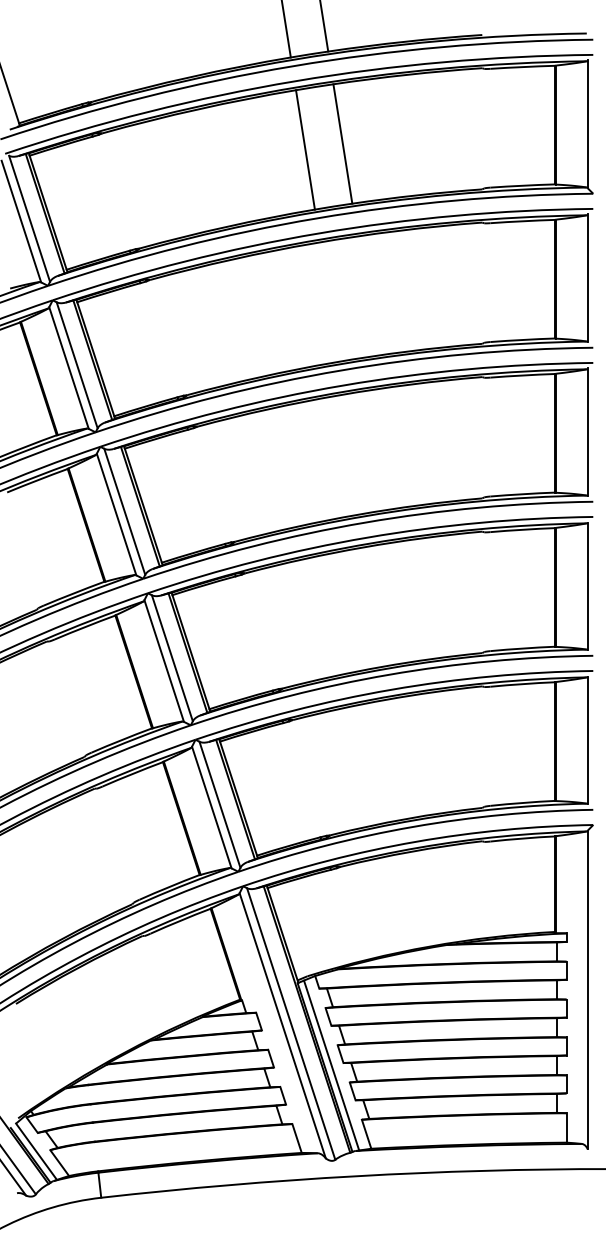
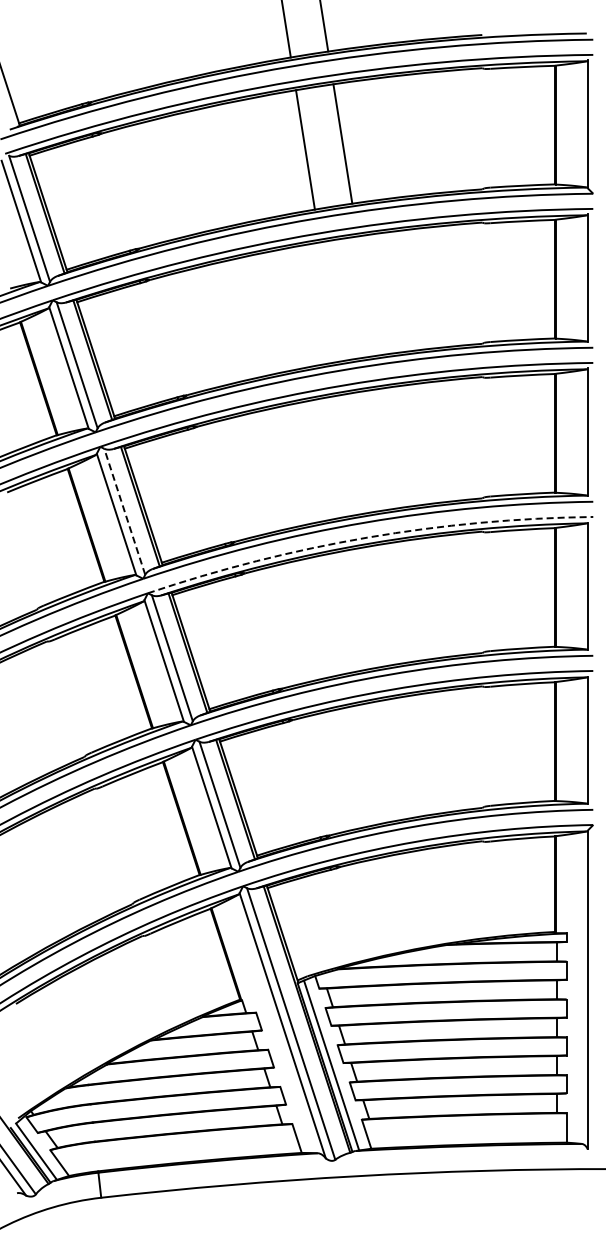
line: solid -> dashed (124, 511)
arc: solid -> dashed (367, 537)
